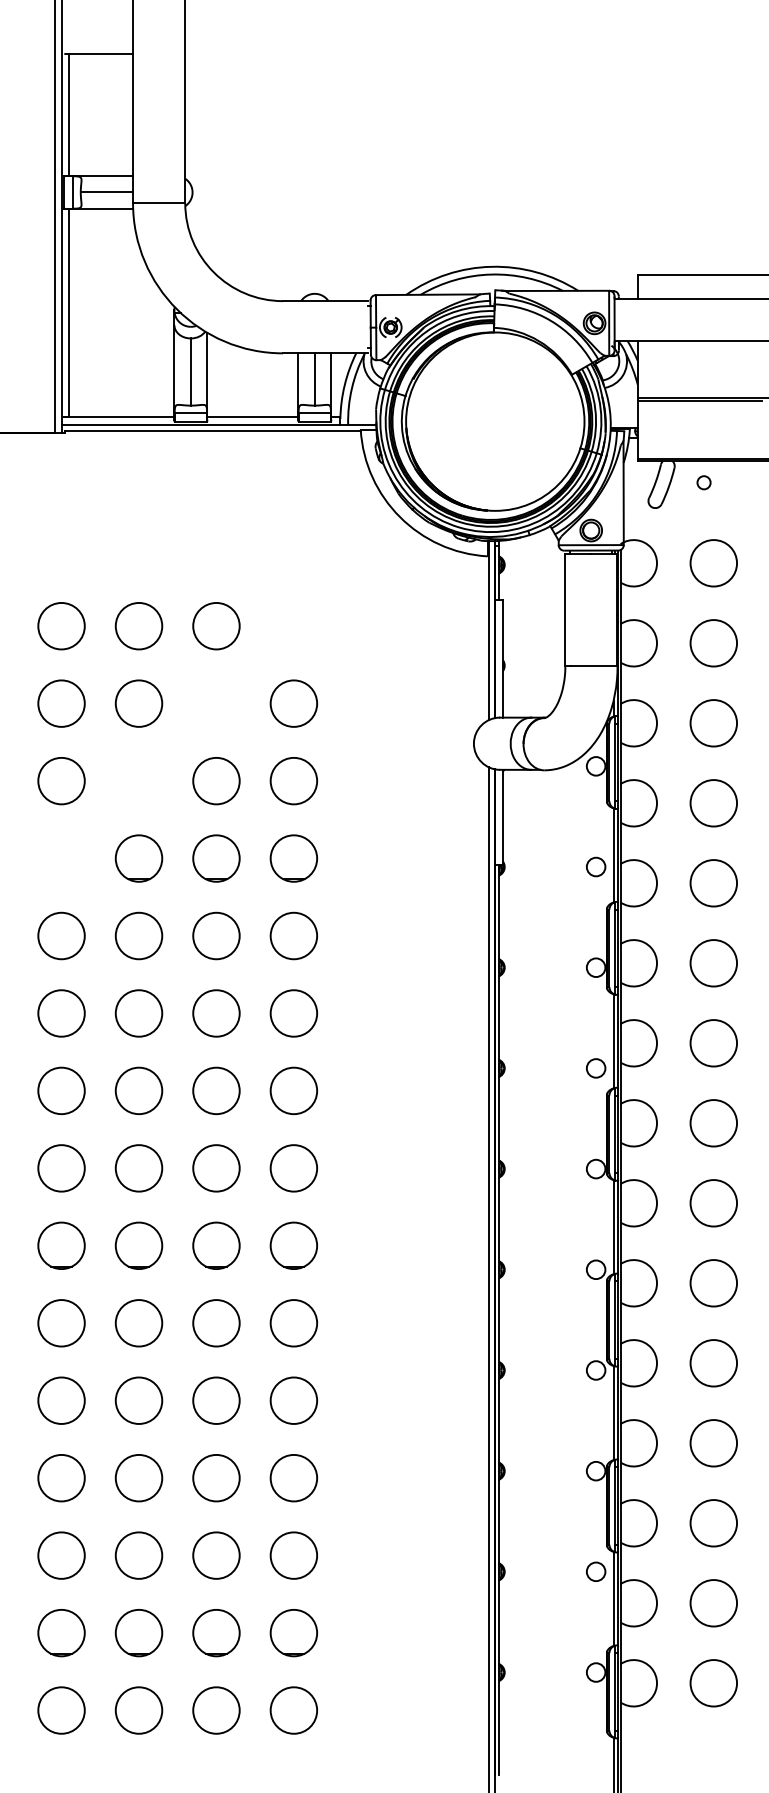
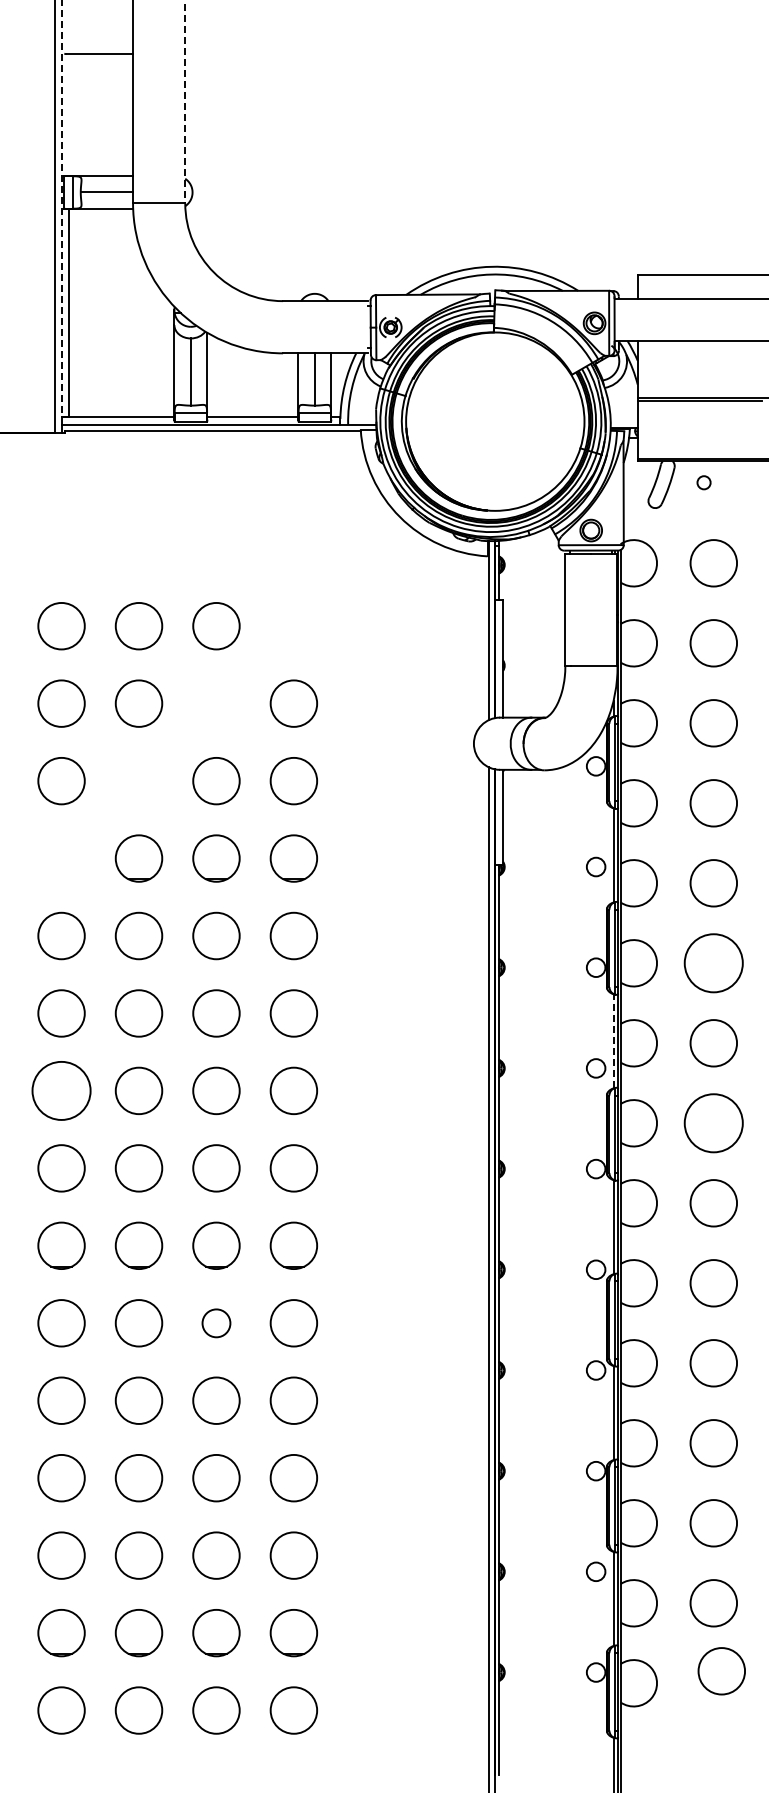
line: solid -> dashed (185, 102)
line: present -> none (69, 114)
line: solid -> dashed (61, 209)
circle diameter: 46 px -> 58 px (713, 963)
line: solid -> dashed (613, 1040)
circle diameter: 46 px -> 58 px (61, 1090)
circle diameter: 46 px -> 58 px (713, 1123)
circle size: 49x49 px -> 31x31 px (216, 1323)
circle position: (713, 1683) -> (721, 1671) (721, 1671)
